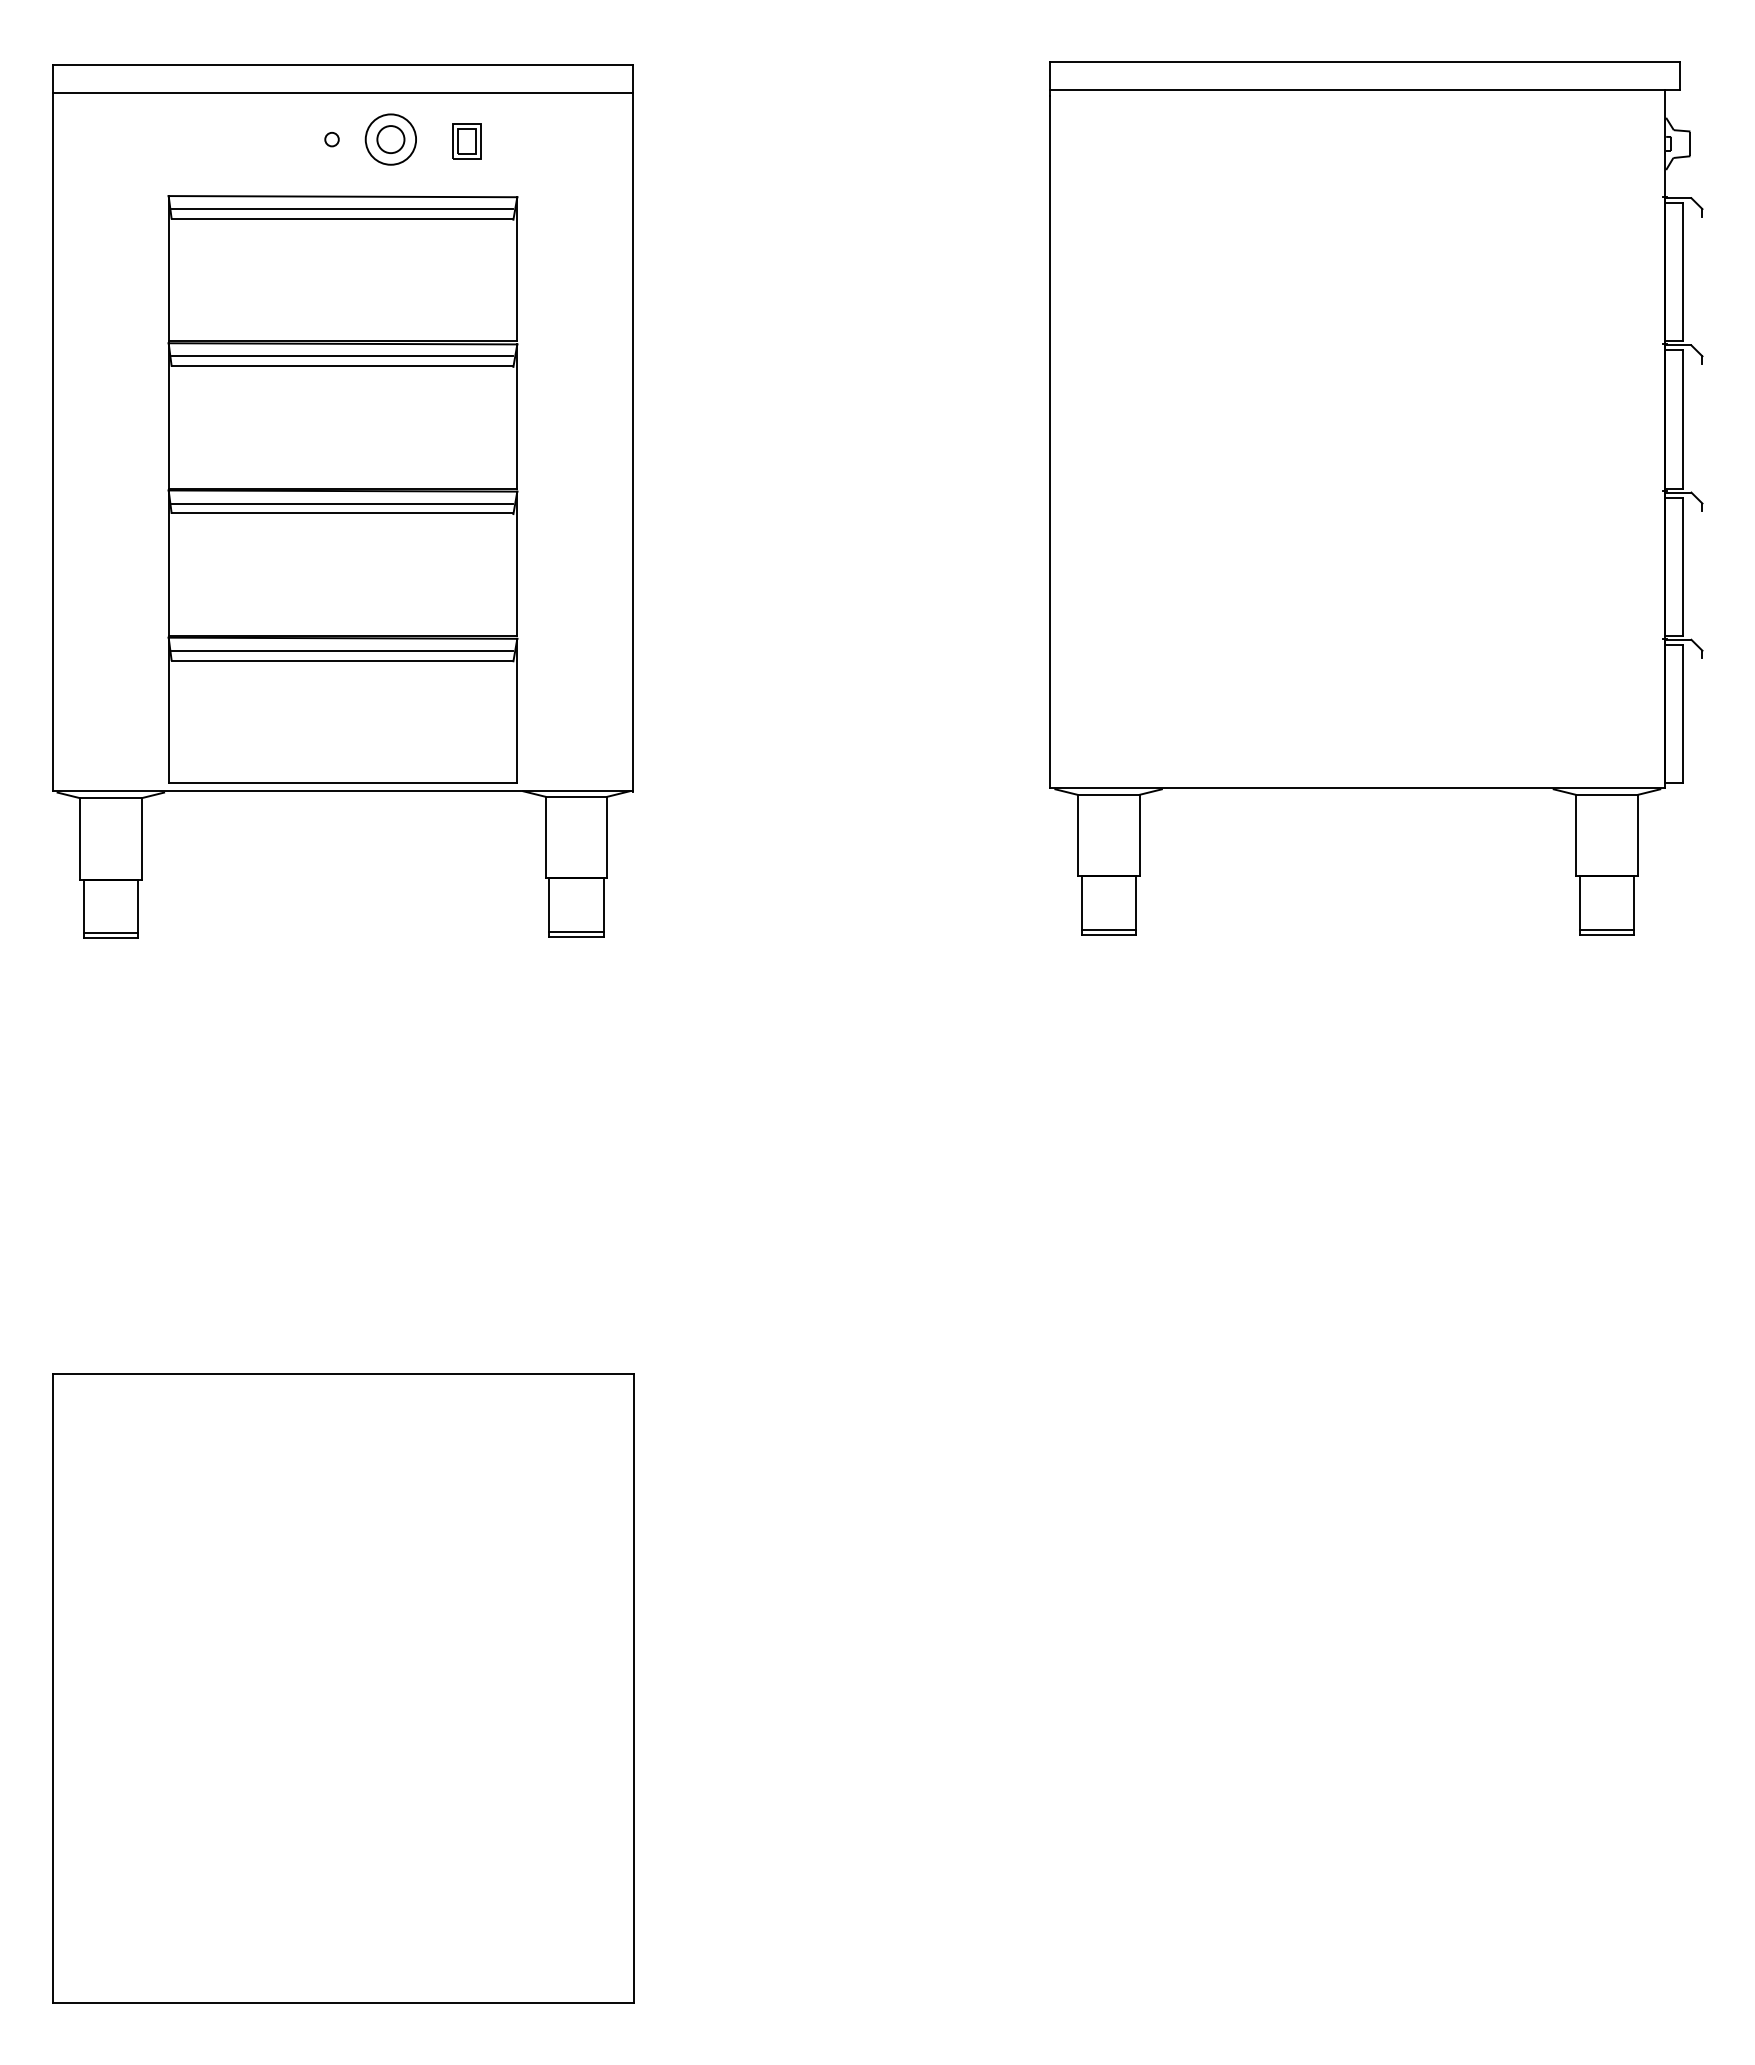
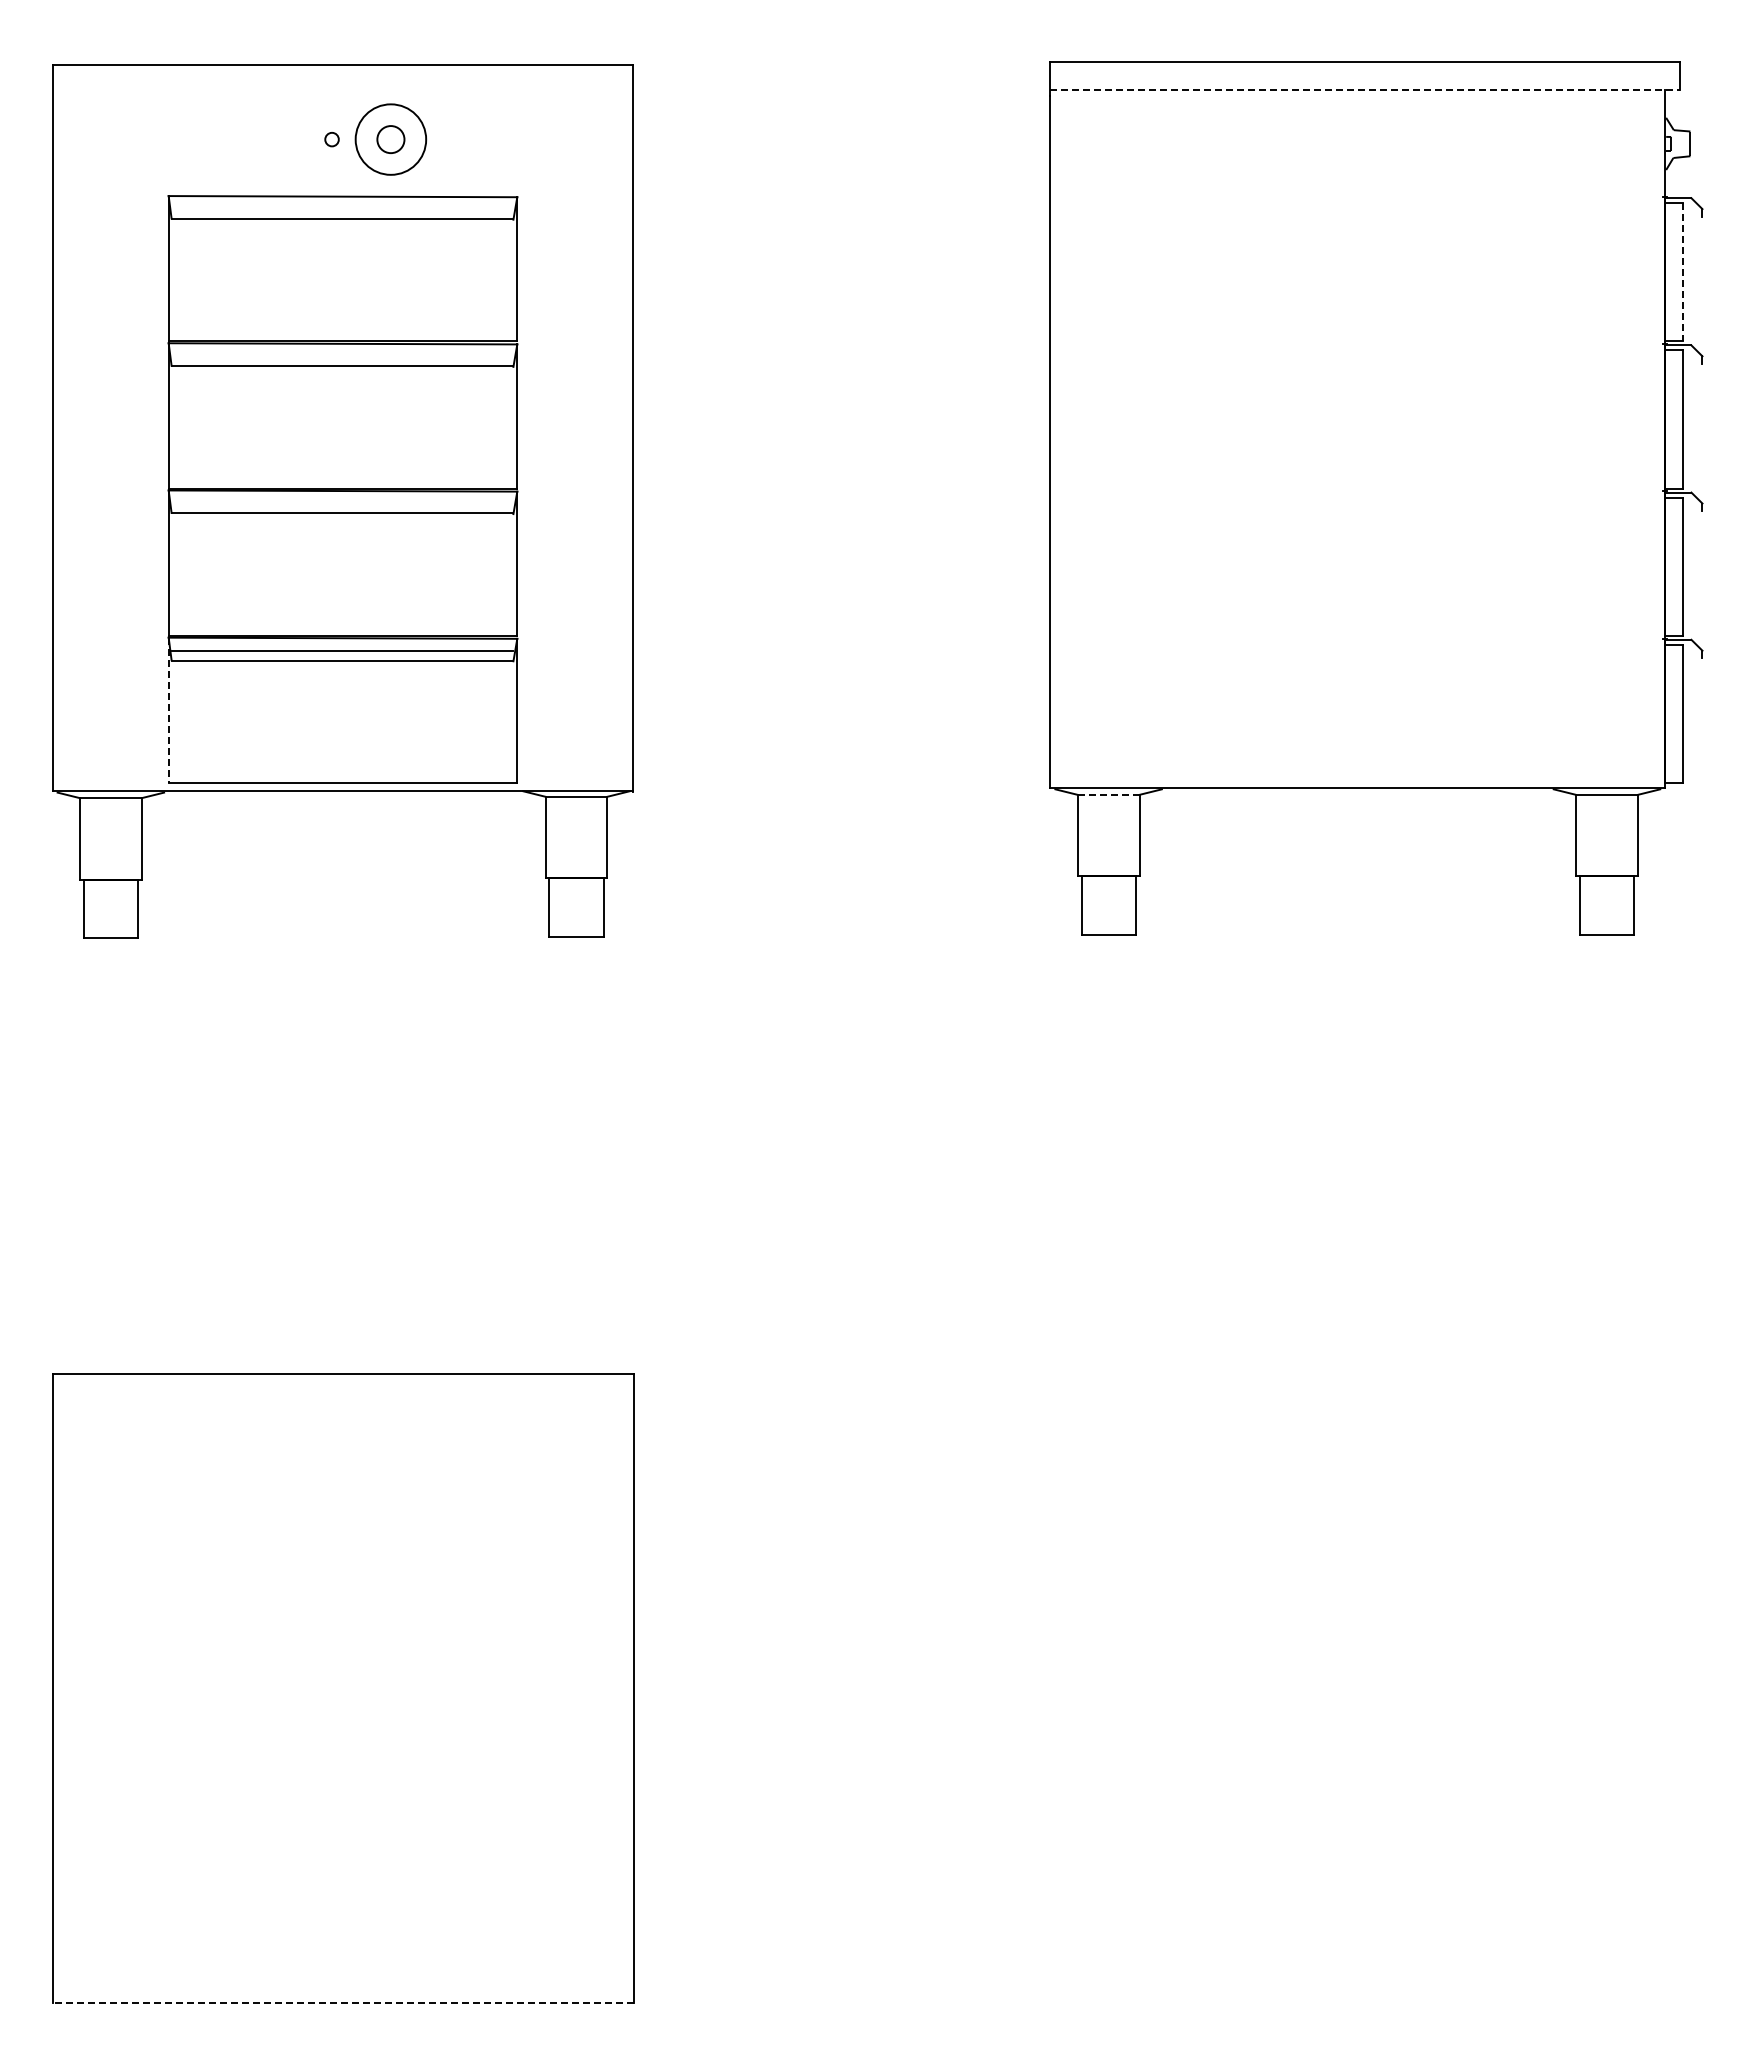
line: solid -> dashed (1365, 89)
line: present -> none (342, 92)
circle diameter: 50 px -> 71 px (390, 139)
part: present -> none (466, 141)
line: present -> none (342, 209)
line: solid -> dashed (1682, 272)
line: present -> none (342, 356)
line: present -> none (342, 503)
line: solid -> dashed (168, 710)
line: solid -> dashed (1108, 794)
line: present -> none (1108, 929)
line: present -> none (1606, 929)
line: present -> none (576, 931)
line: present -> none (110, 933)
line: solid -> dashed (343, 2003)
